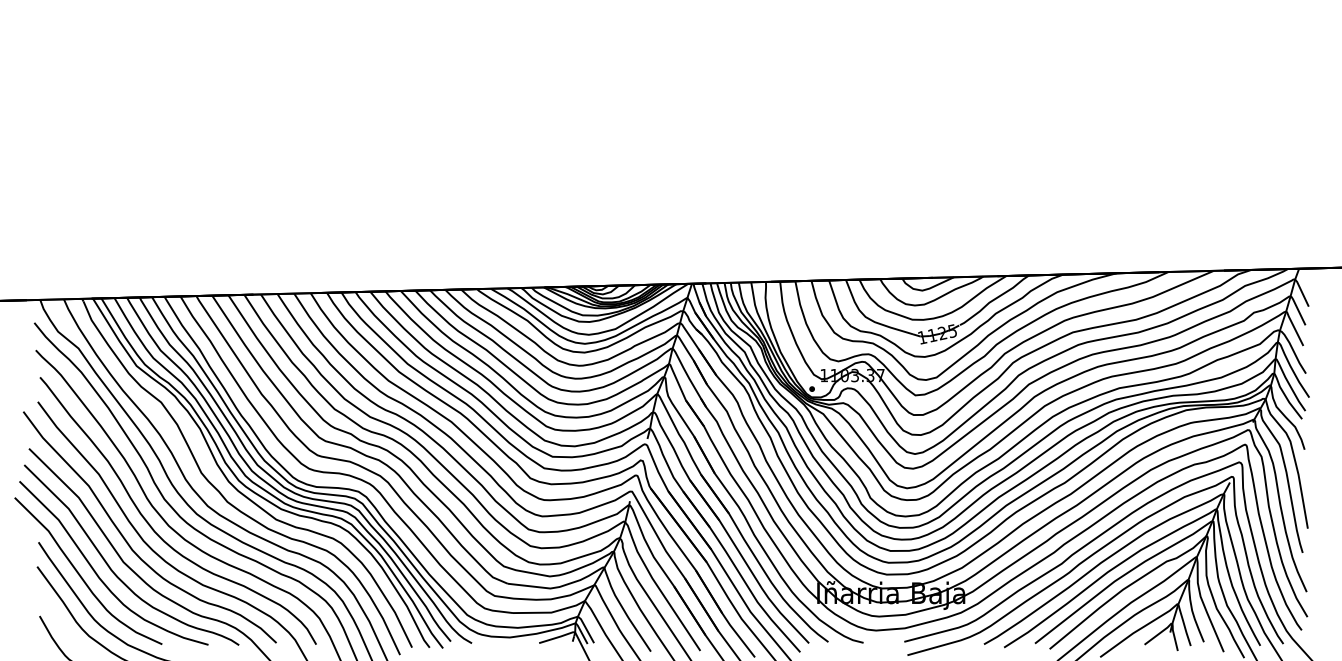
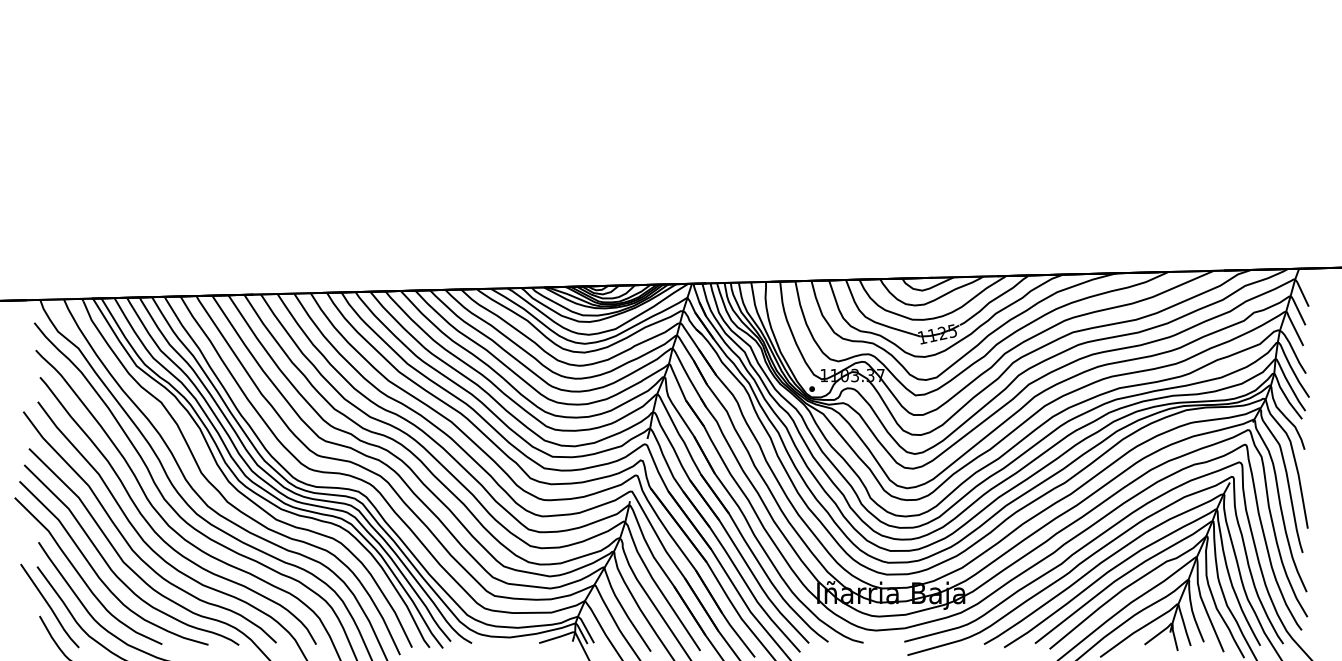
line: none -> present (49, 605)
